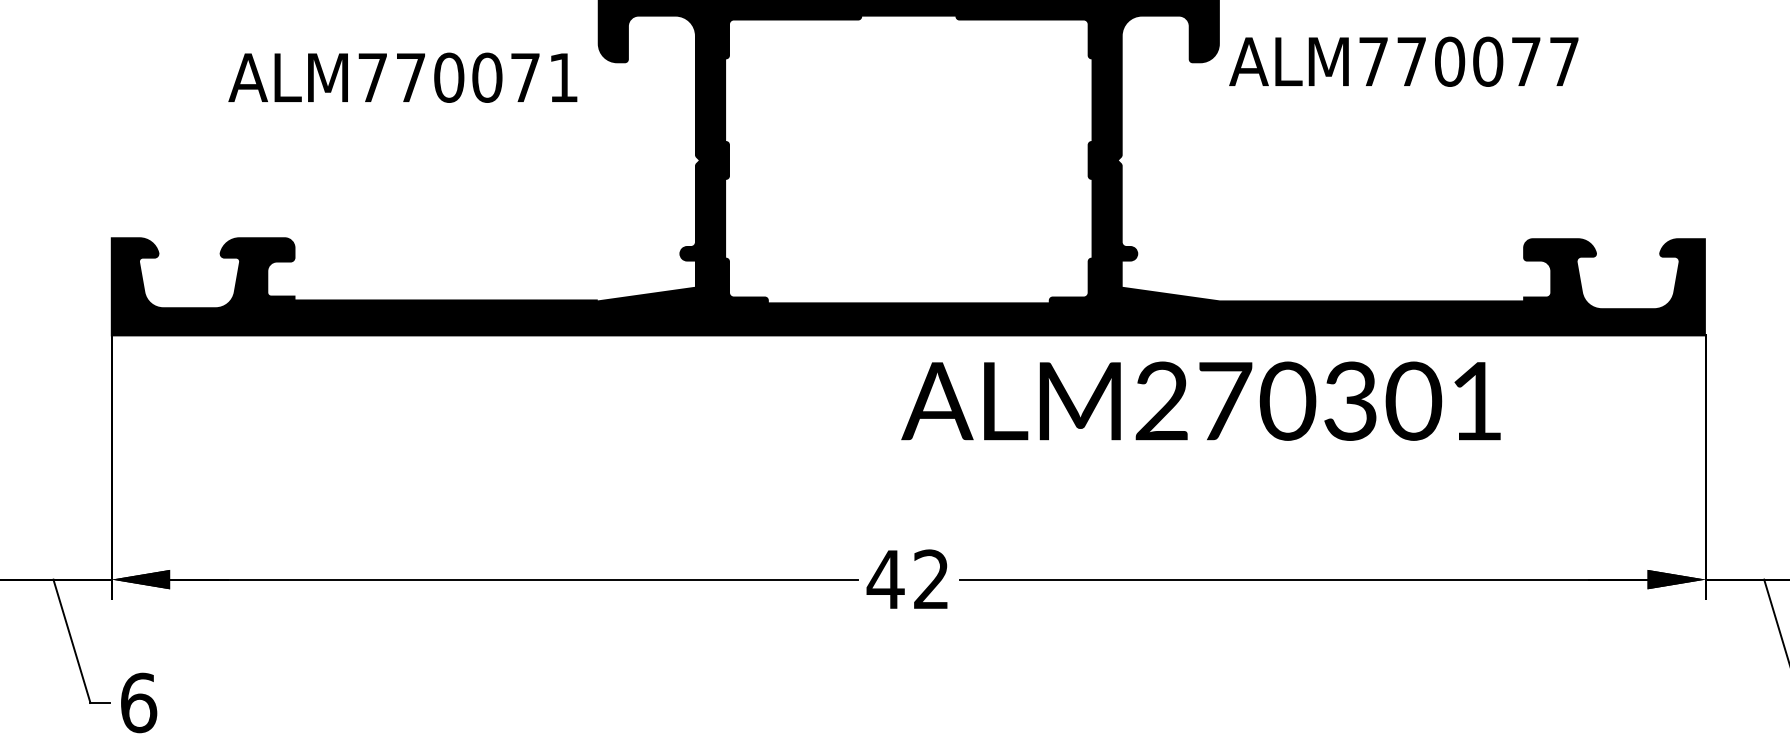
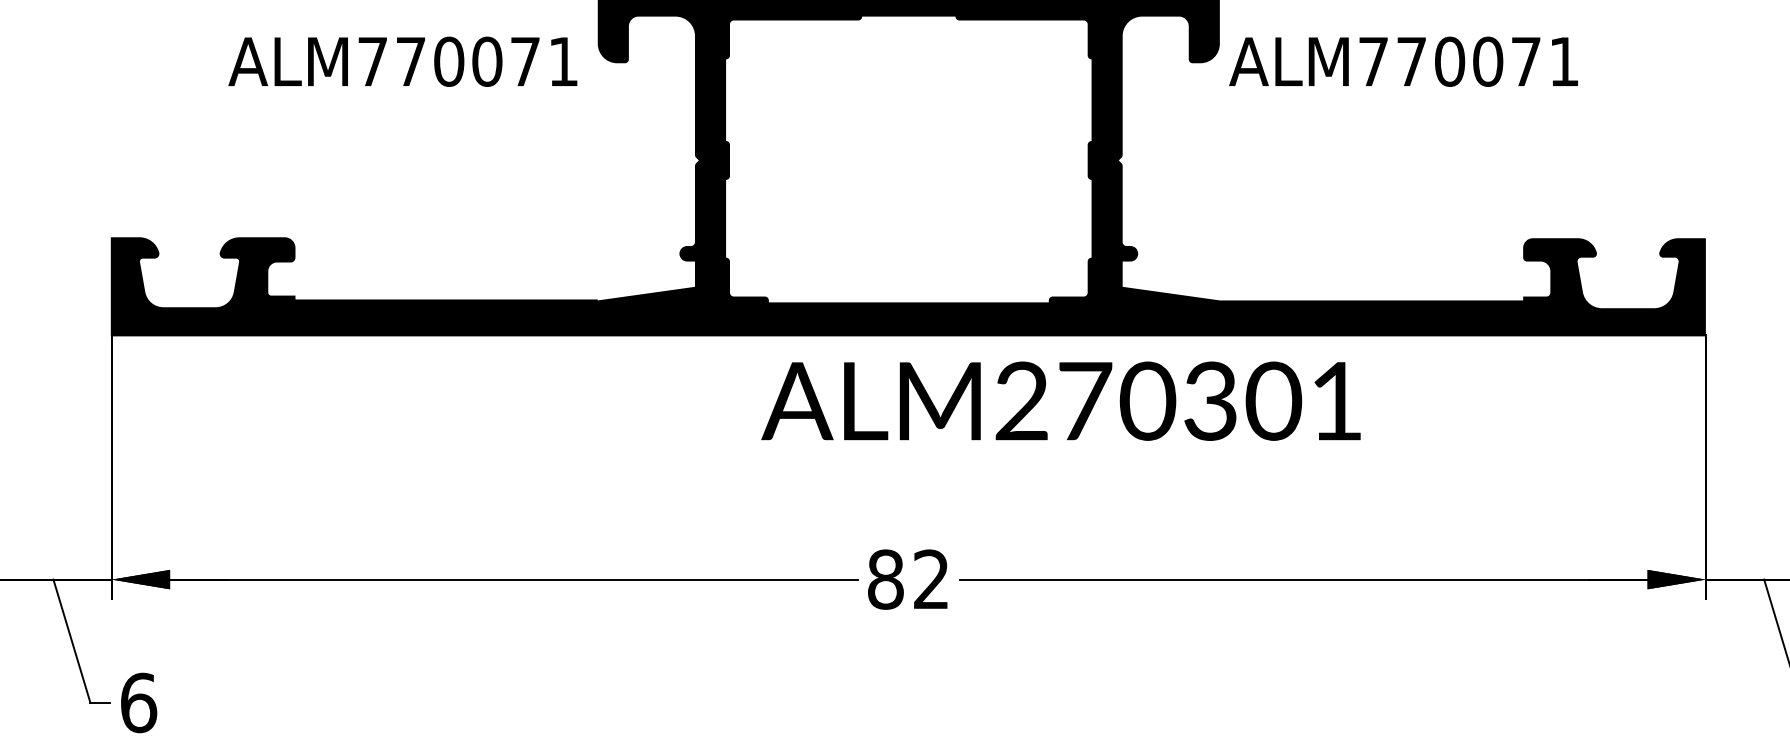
text: ALM770077 -> ALM770071 (1564, 61)
text position: (402, 77) -> (402, 61) (402, 61)
text position: (1200, 400) -> (1060, 400) (1060, 400)
text: 42 -> 82 (885, 579)
